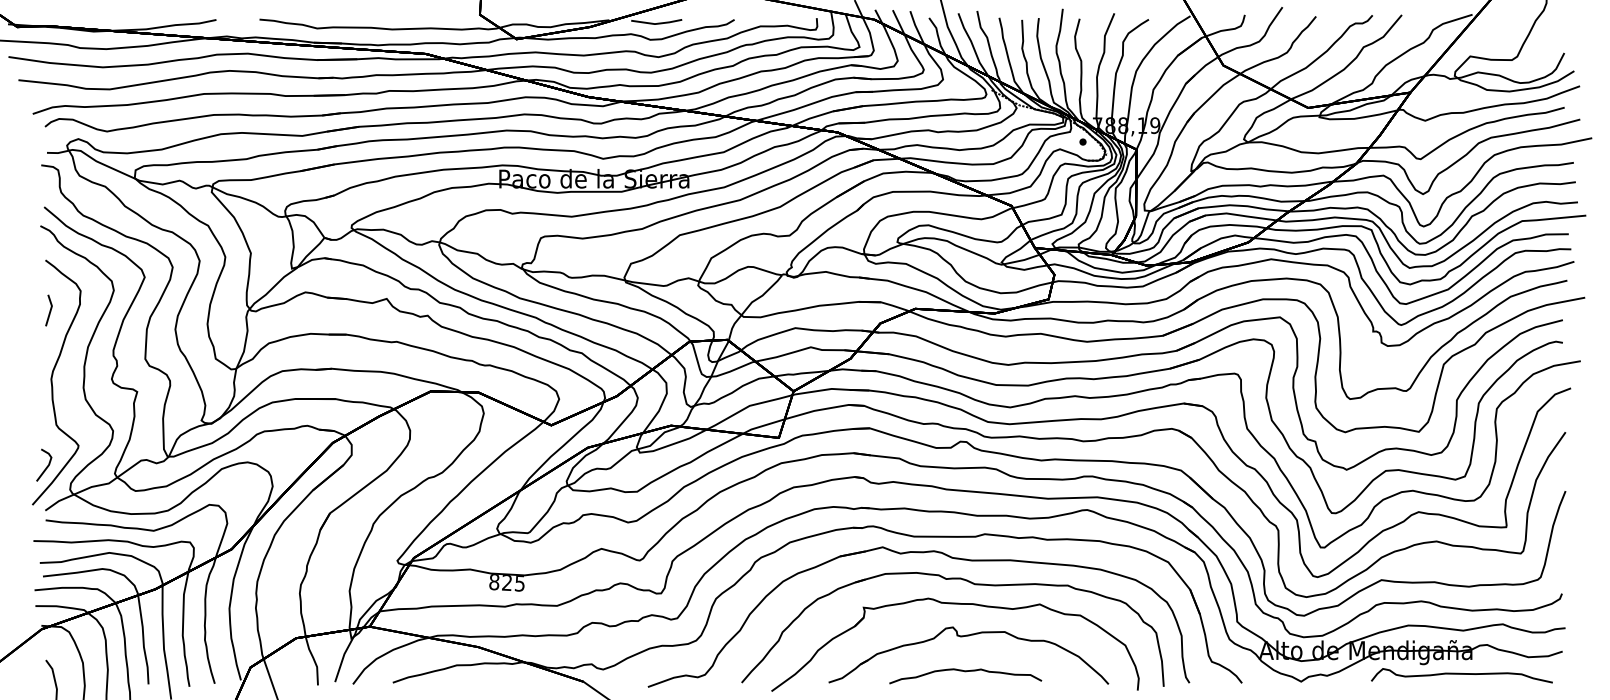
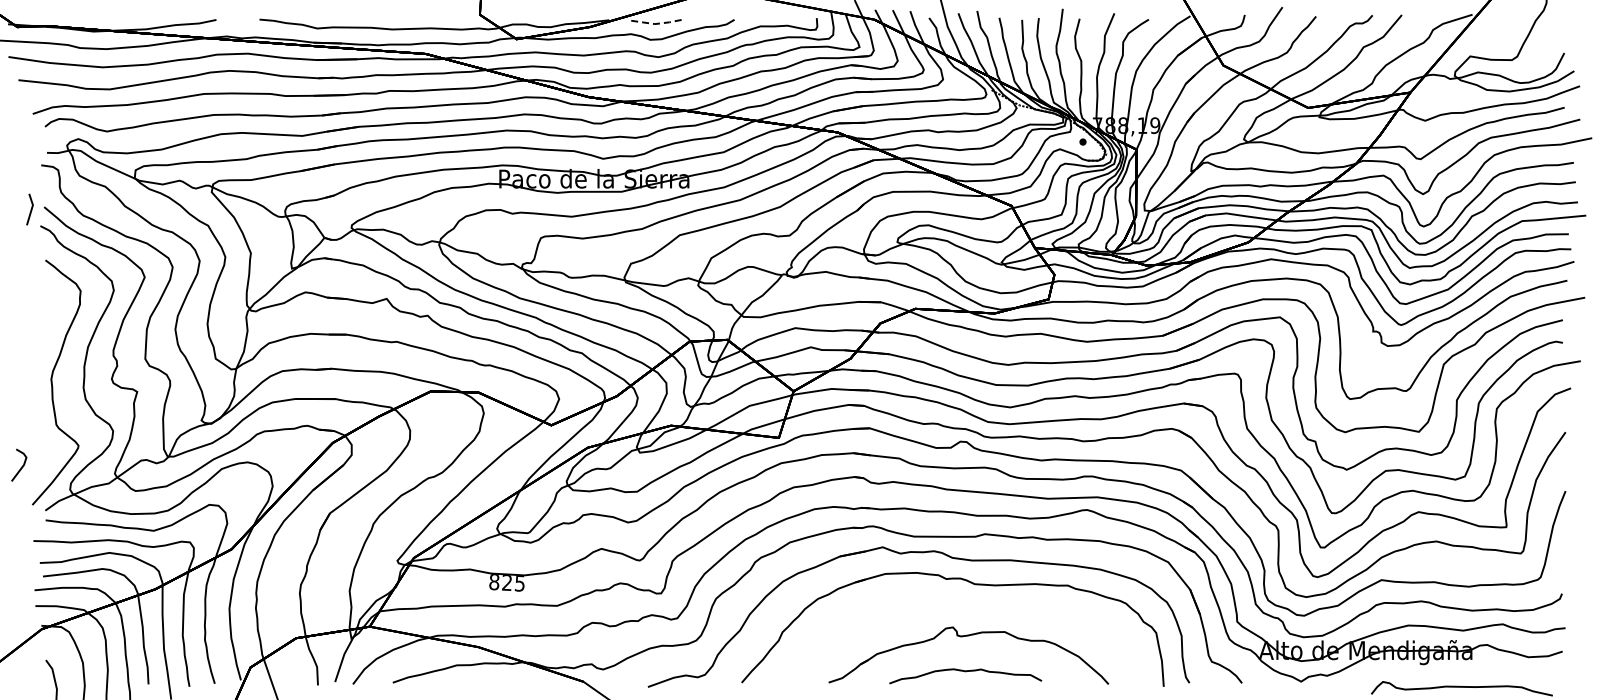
line: solid -> dashed (657, 23)
line position: (49, 310) -> (30, 209) (30, 209)
line position: (46, 466) -> (21, 466) (21, 466)
part: present -> none (955, 604)
curve position: (1461, 674) -> (1461, 687) (1461, 687)
